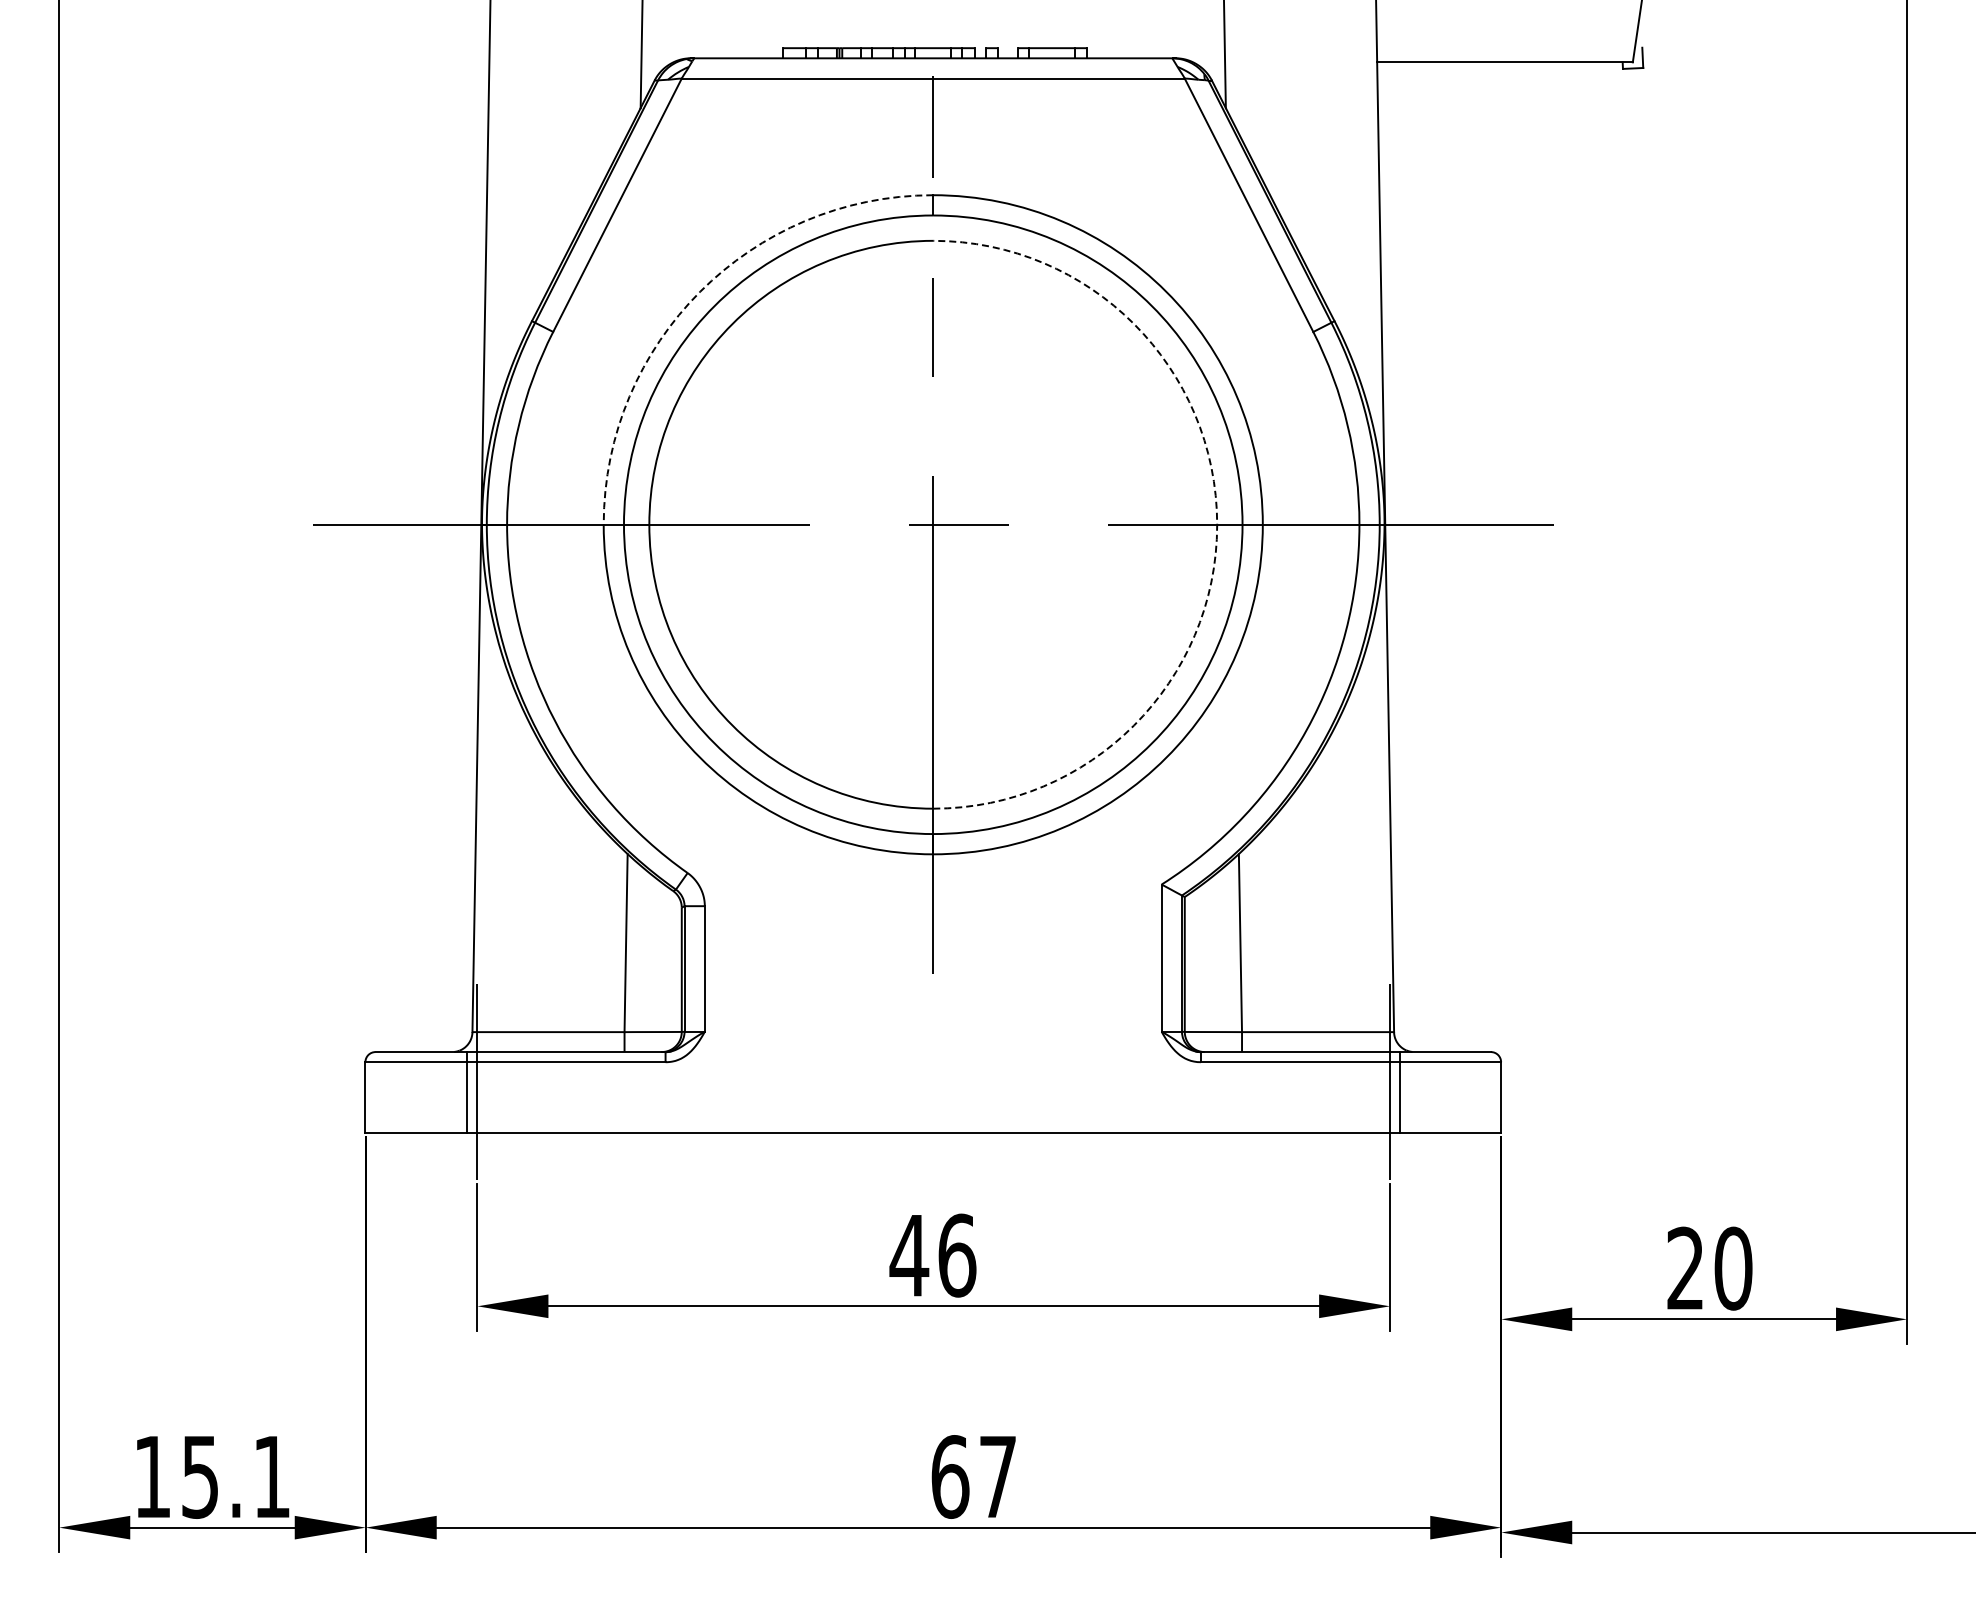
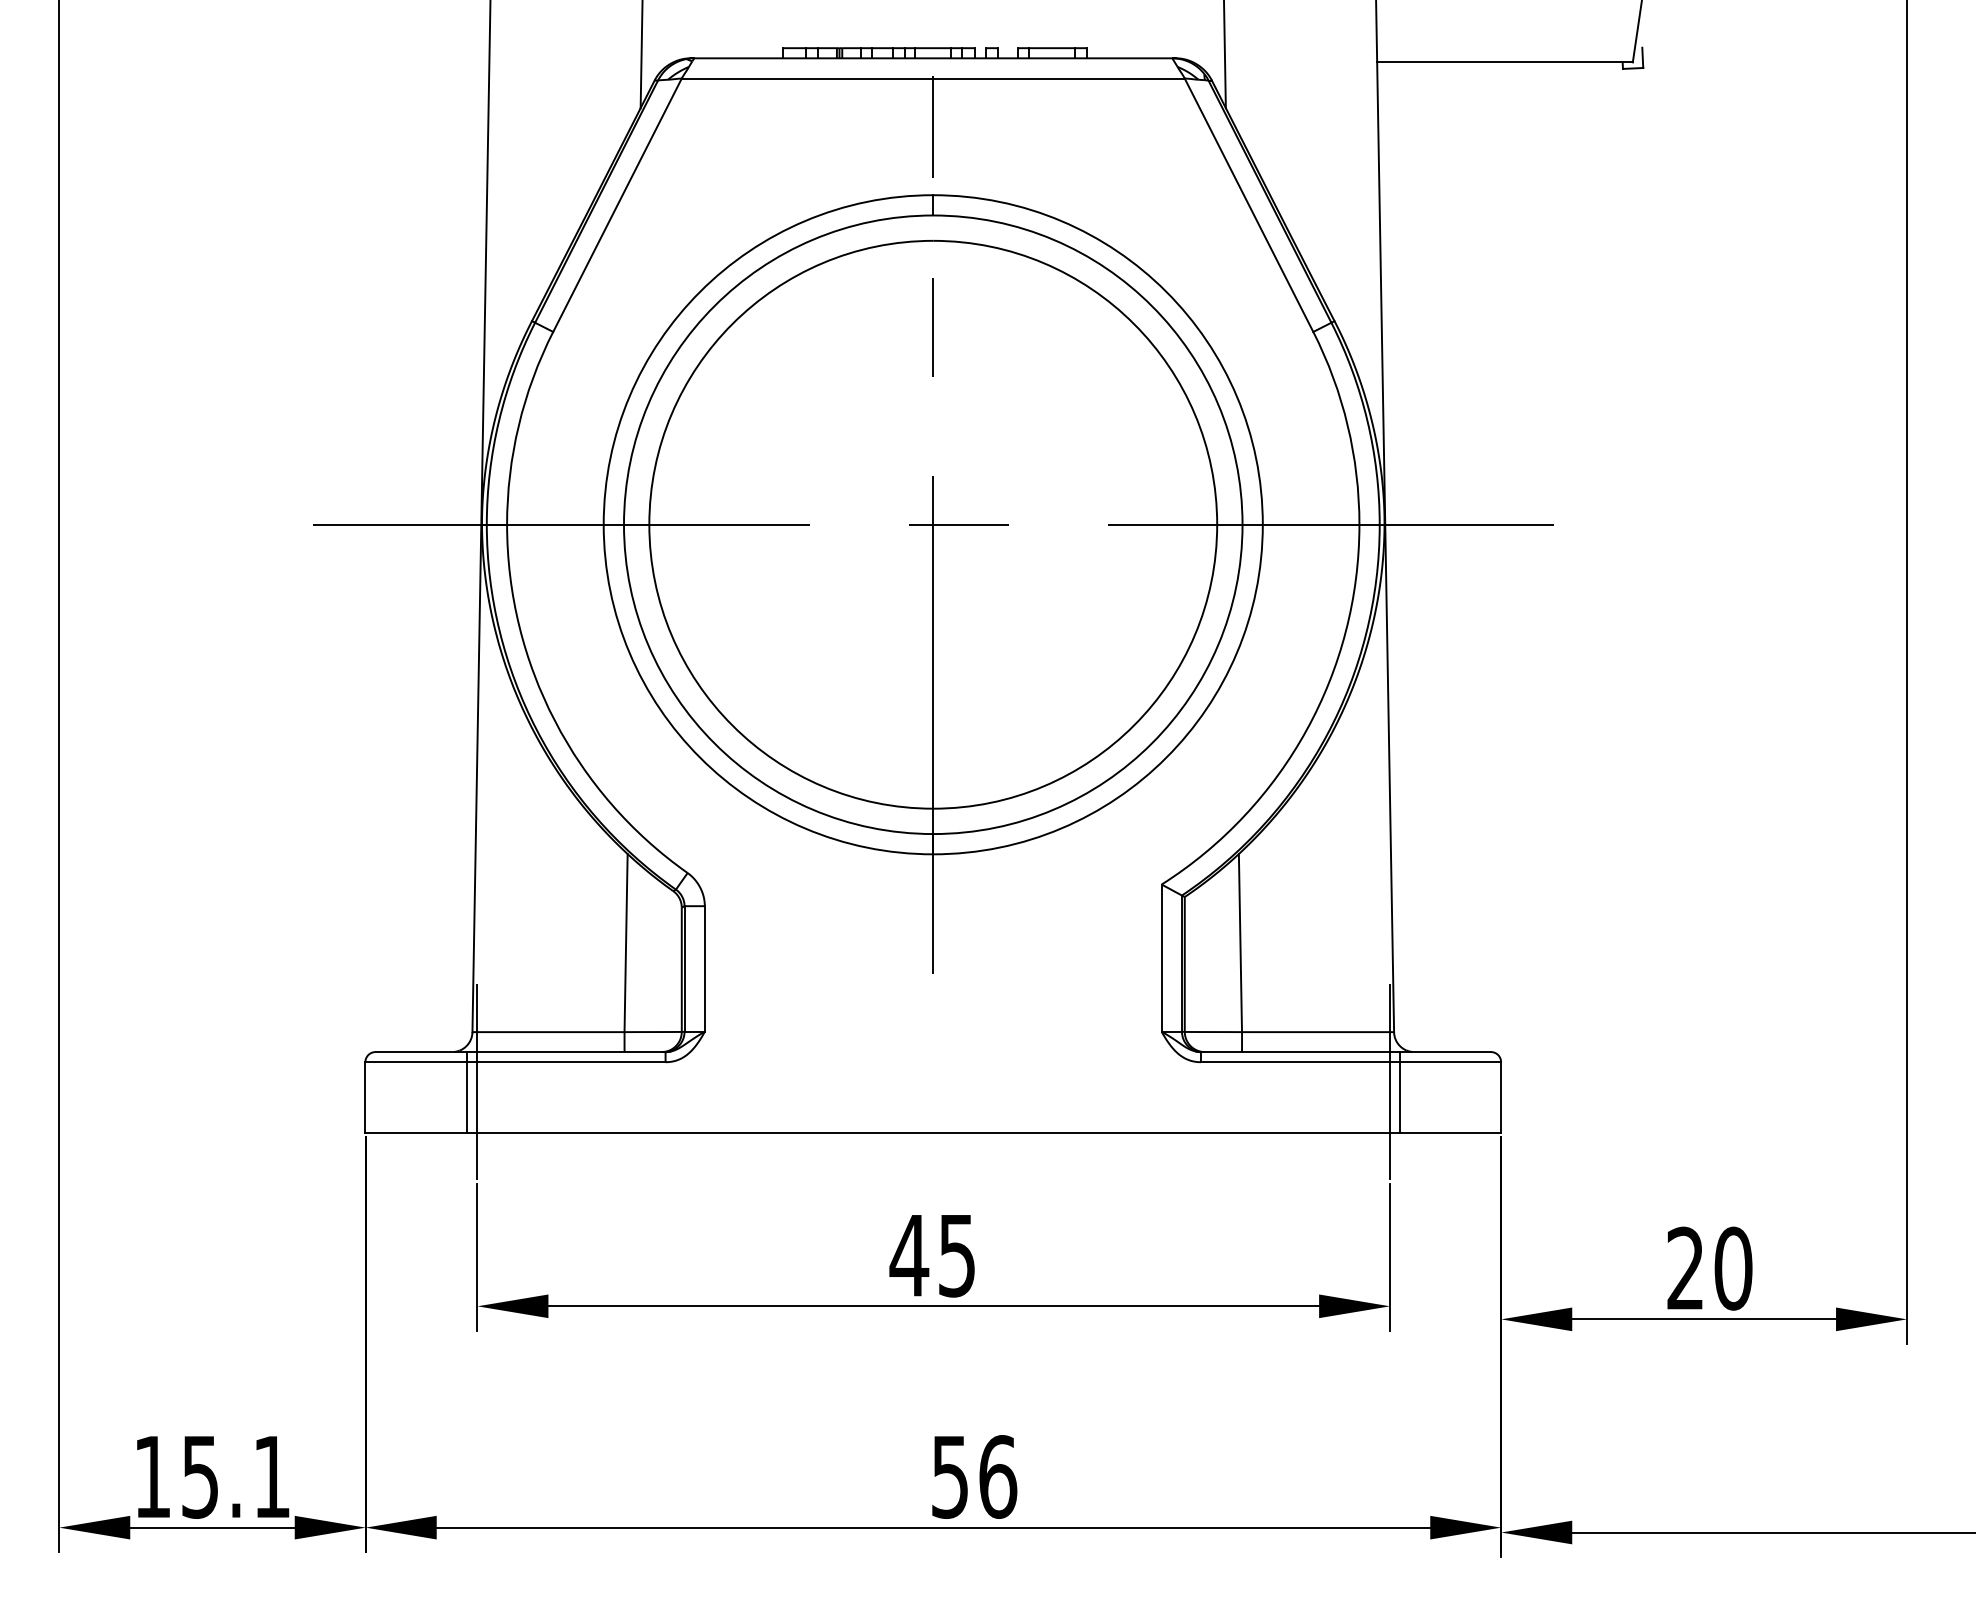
arc: dashed -> solid (700, 291)
arc: dashed -> solid (1217, 524)
text: 46 -> 45 (957, 1255)
text: 67 -> 56 (974, 1476)
